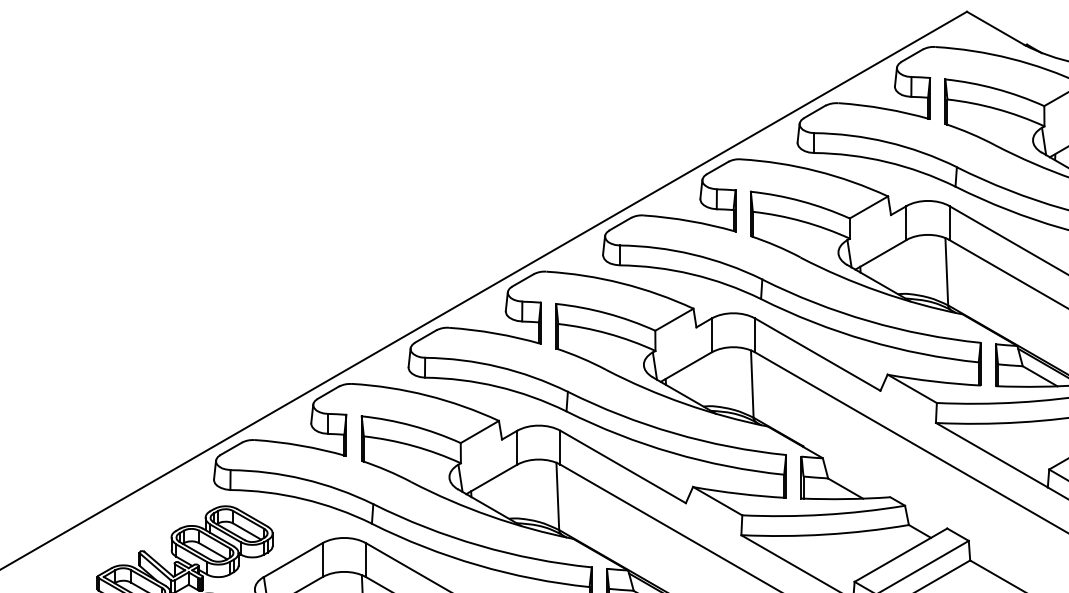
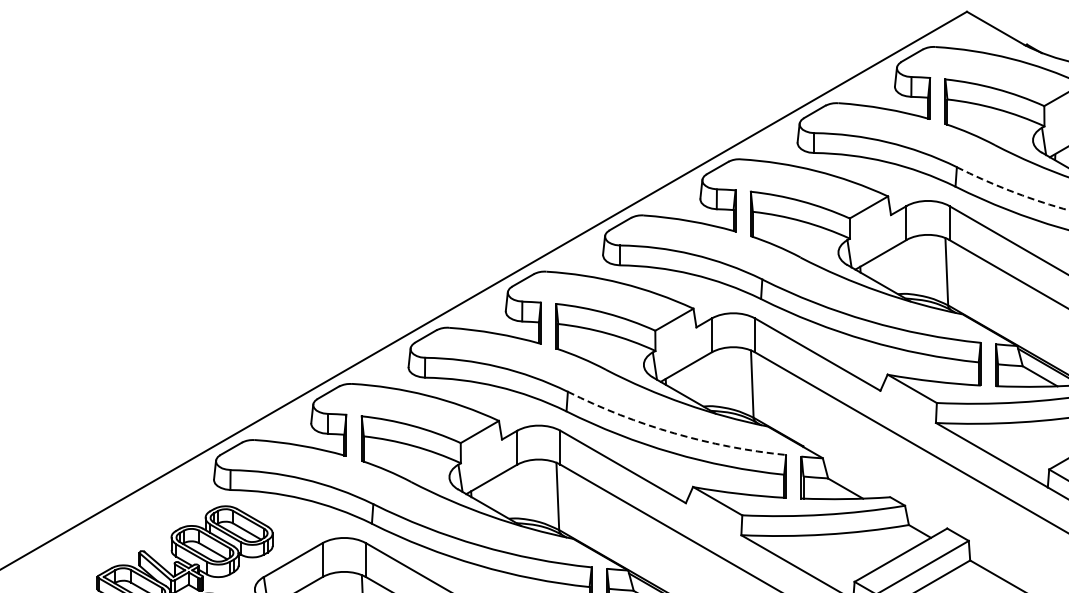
arc: solid -> dashed (1011, 191)
arc: solid -> dashed (674, 433)
